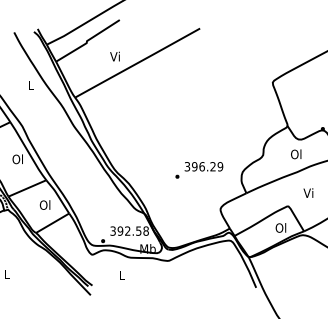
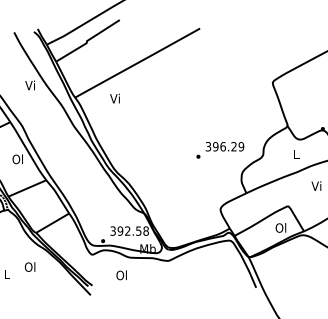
text position: (114, 56) -> (114, 98) (114, 98)
text: L -> Vi (29, 85)
text: Ol -> L (296, 154)
text position: (199, 170) -> (220, 150) (220, 150)
text position: (308, 192) -> (316, 185) (316, 185)
text position: (44, 204) -> (29, 266) (29, 266)
text: L -> Ol (121, 275)
